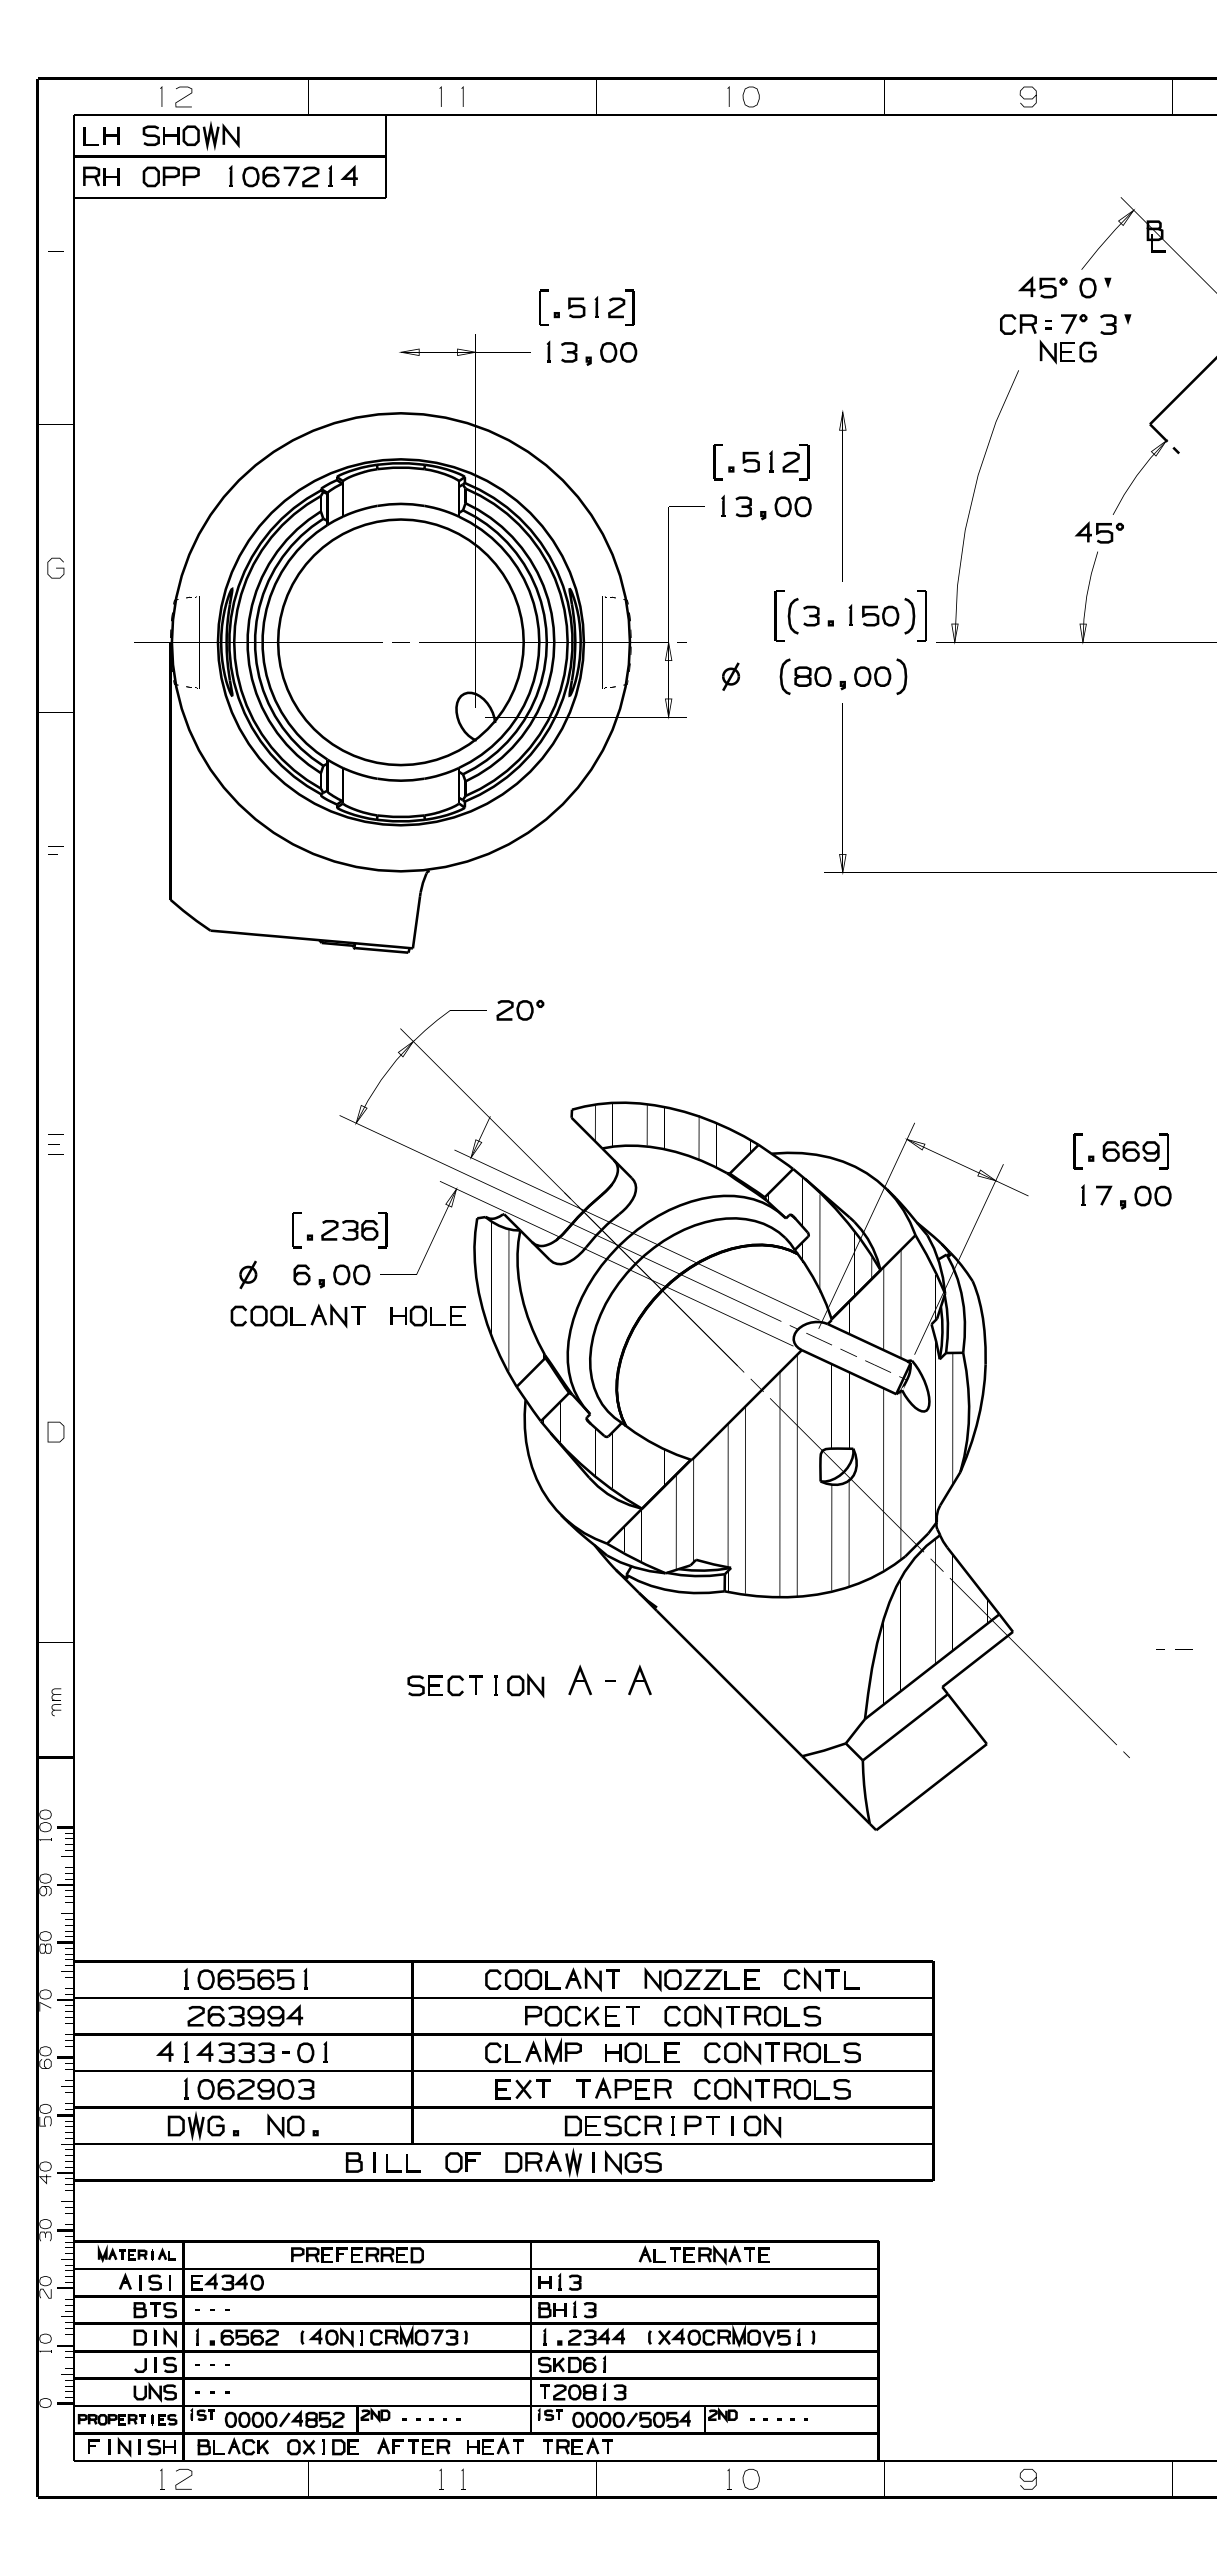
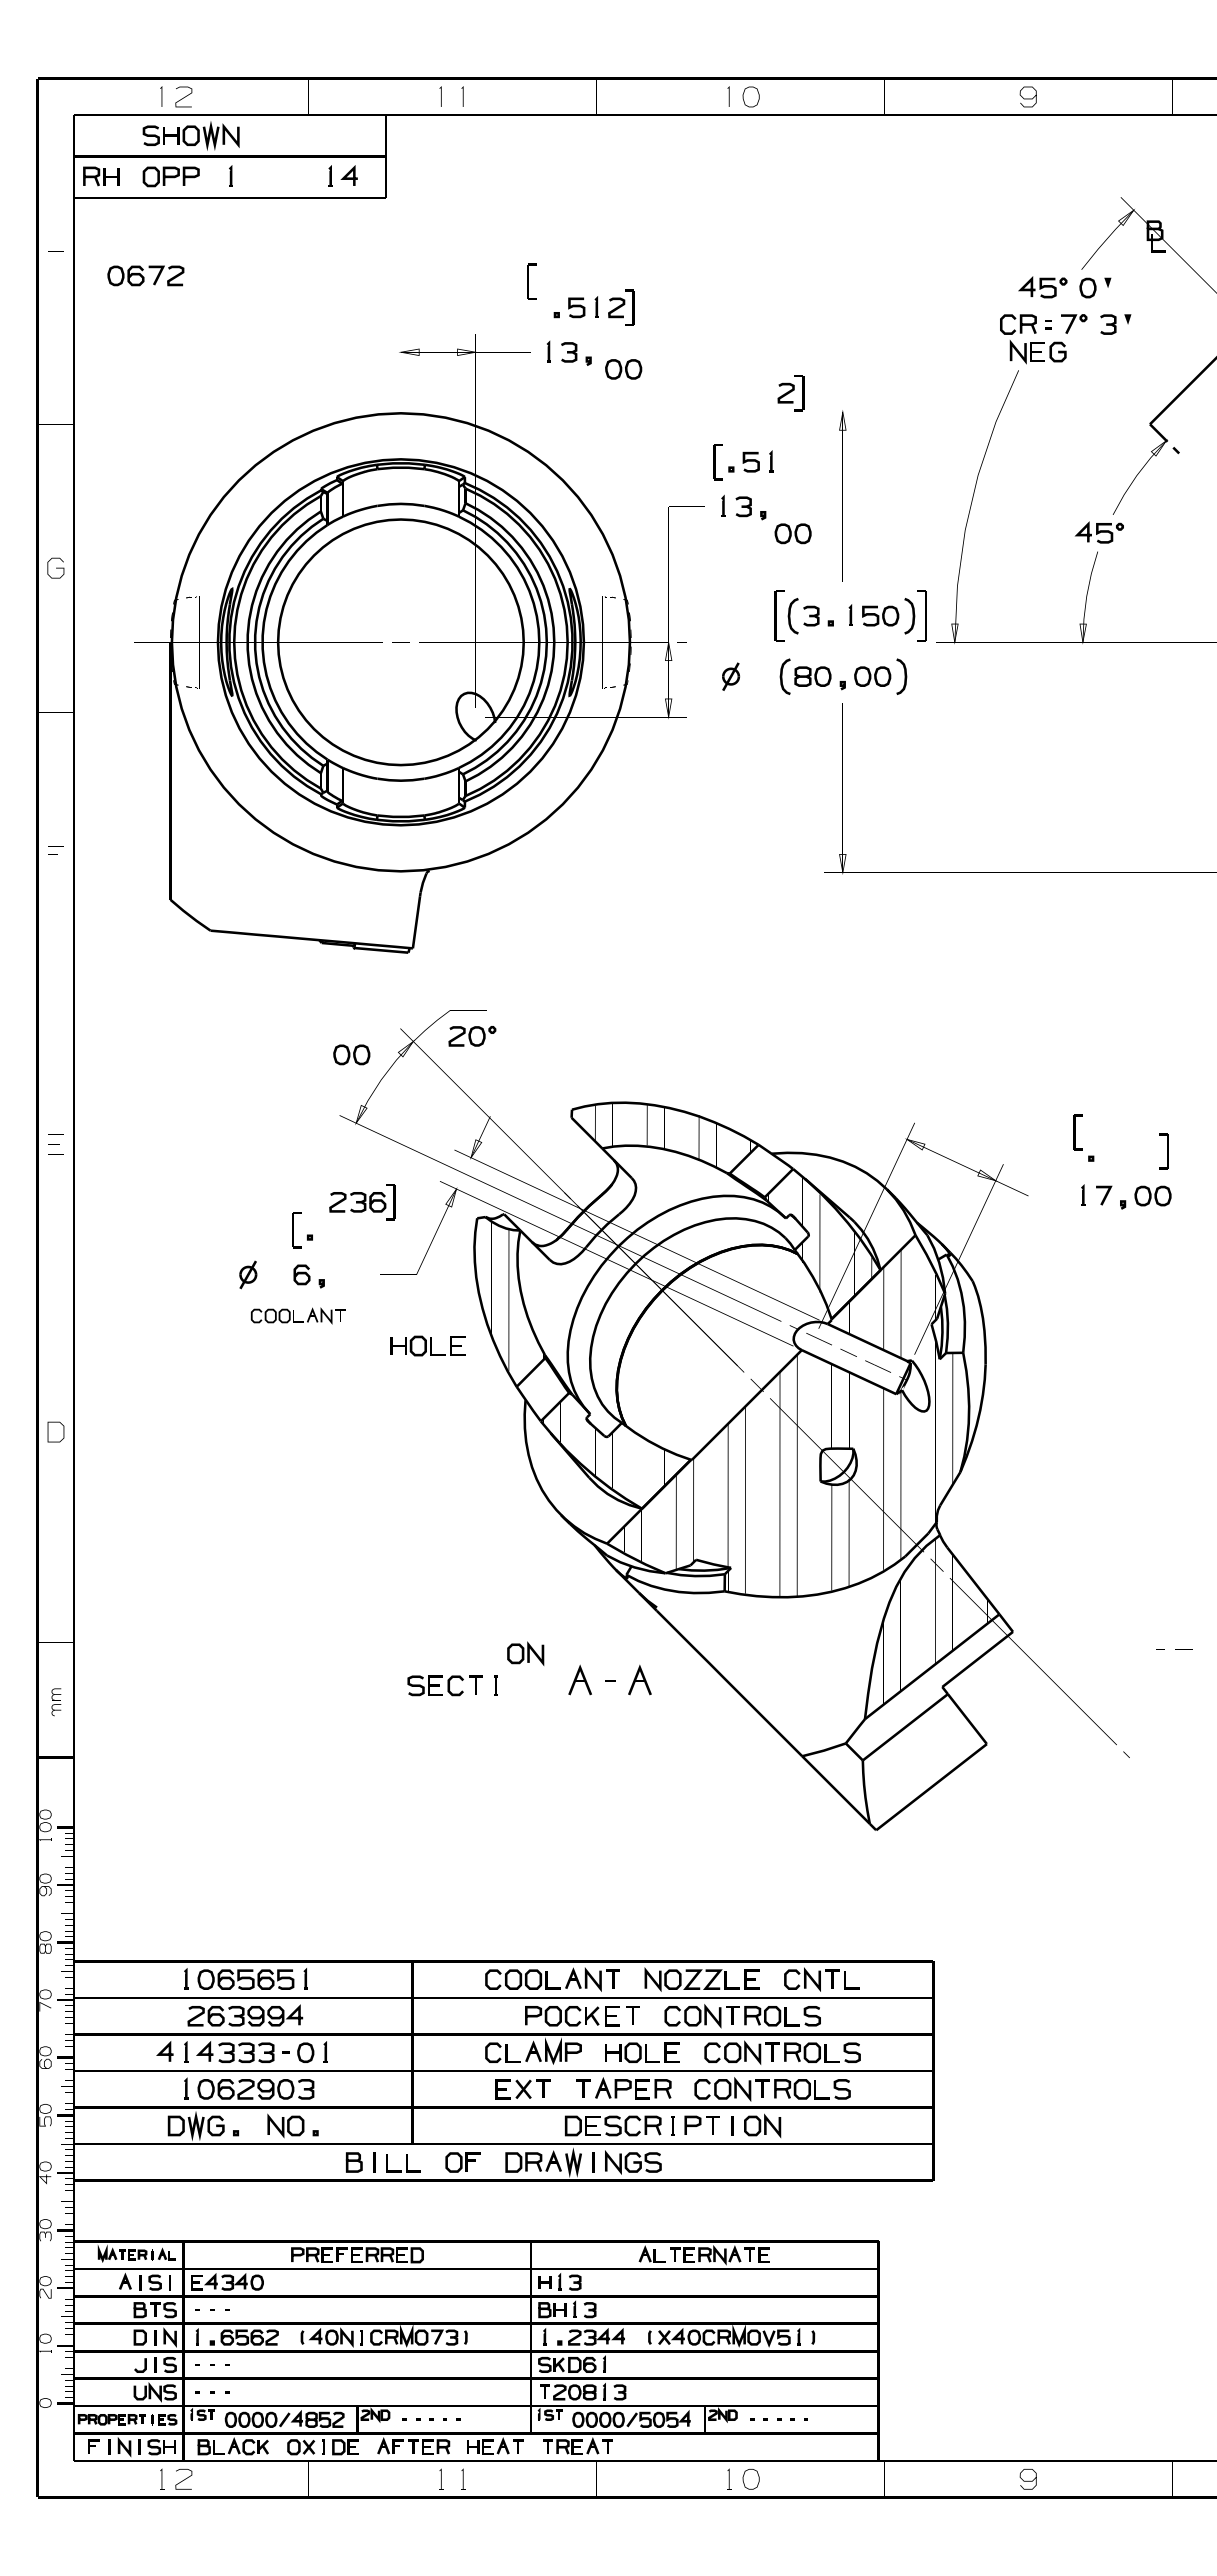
part: present -> none (101, 136)
part position: (280, 176) -> (145, 275) (145, 275)
part position: (543, 307) -> (531, 281) (531, 281)
part position: (618, 352) -> (623, 369) (623, 369)
part position: (1067, 352) -> (1037, 352) (1037, 352)
part position: (795, 462) -> (790, 393) (790, 393)
part position: (792, 506) -> (792, 533) (792, 533)
part position: (520, 1010) -> (472, 1036) (472, 1036)
part position: (1077, 1151) -> (1077, 1132) (1077, 1132)
part: present -> none (1130, 1151)
part position: (354, 1230) -> (362, 1202) (362, 1202)
part position: (351, 1274) -> (351, 1054) (351, 1054)
part size: 136x26 px -> 96x18 px (297, 1315)
part position: (427, 1315) -> (427, 1345) (427, 1345)
part position: (525, 1685) -> (525, 1653) (525, 1653)
